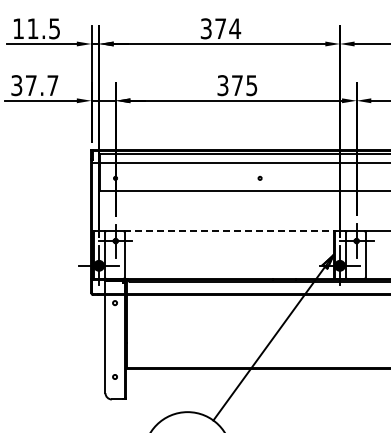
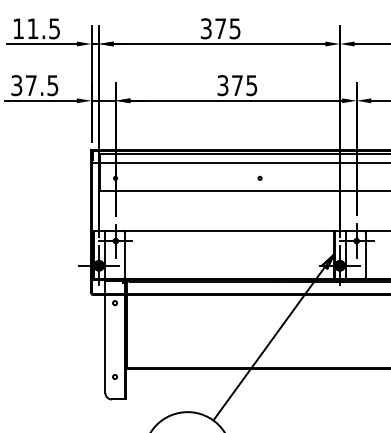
text: 374 -> 375 (235, 28)
text: 37.7 -> 37.5 (52, 85)
line: dashed -> solid (228, 231)
